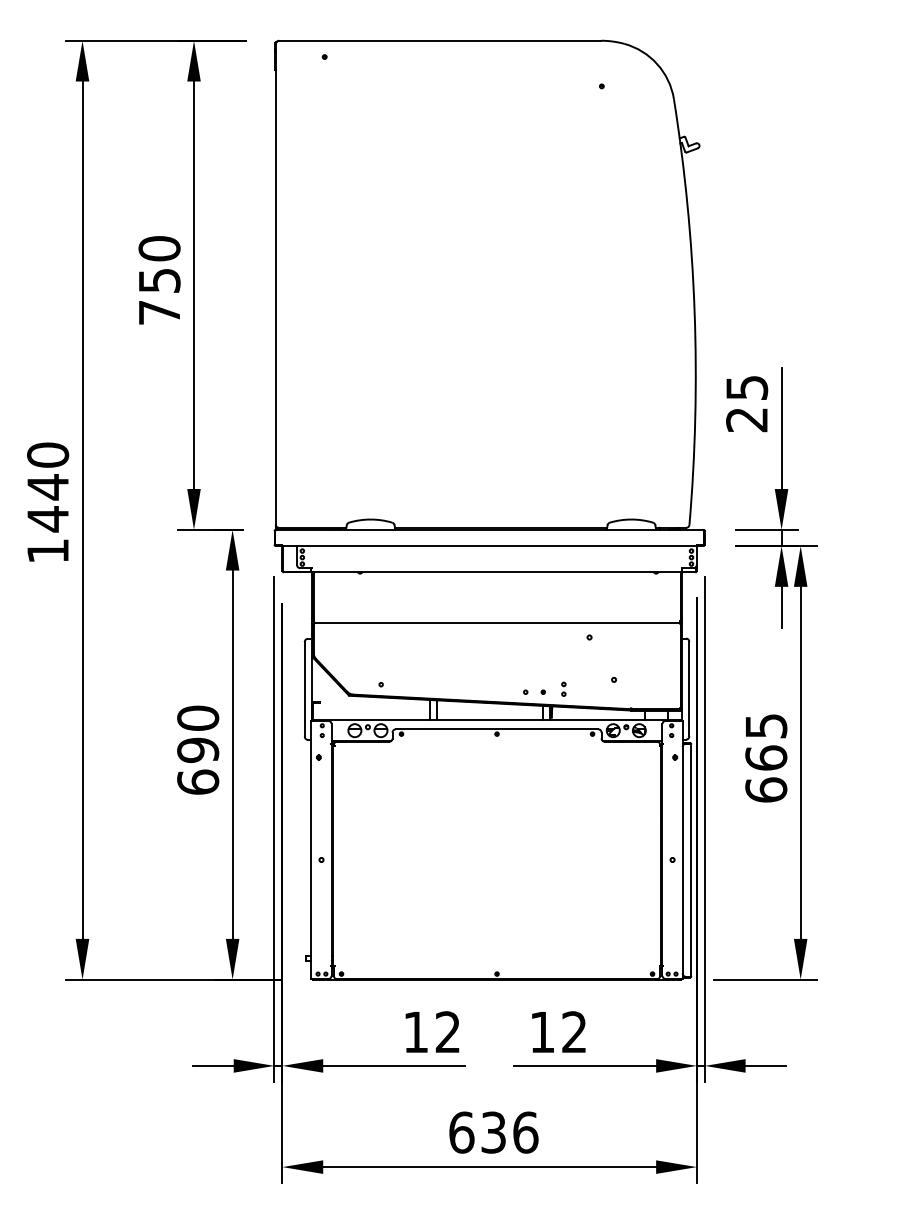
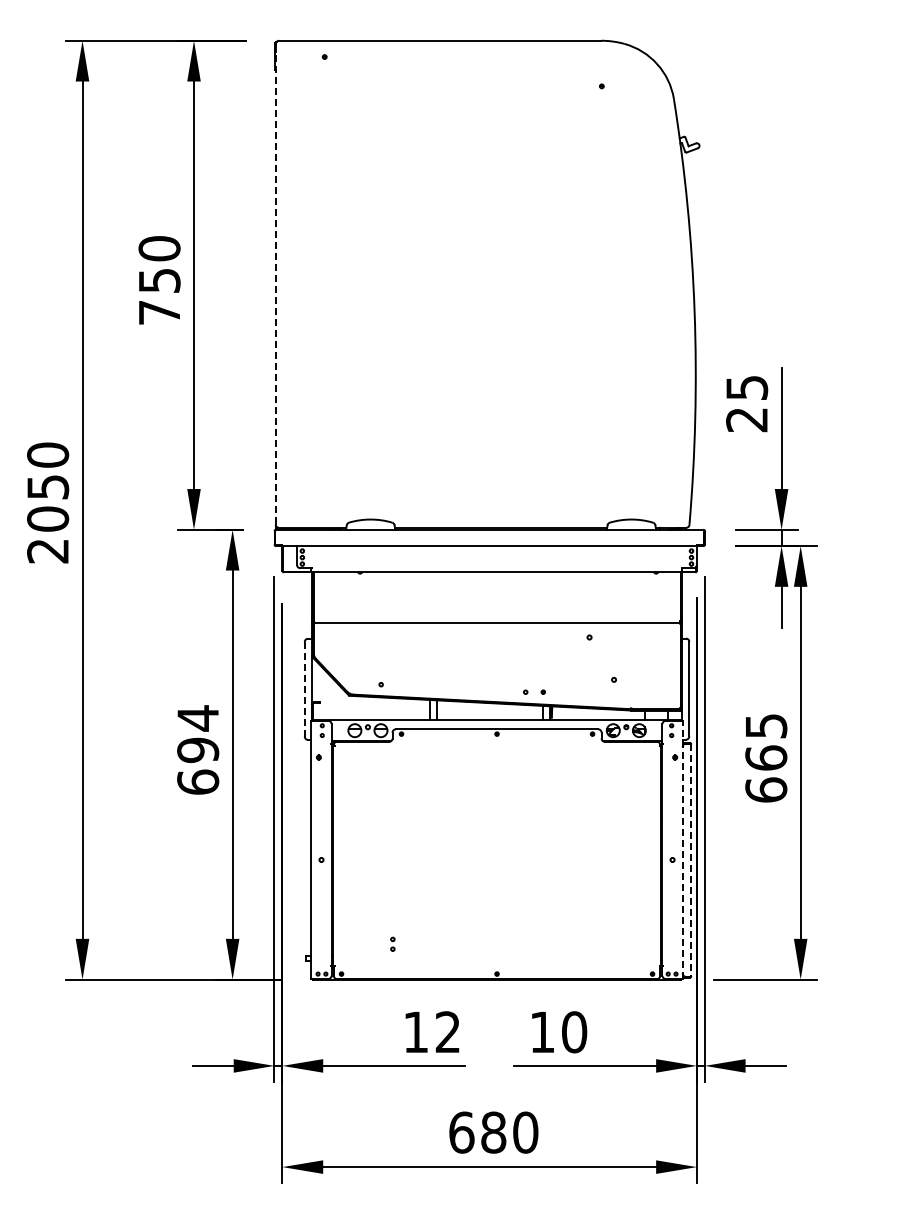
line: solid -> dashed (275, 284)
text: 1440 -> 2050 (48, 518)
line: solid -> dashed (304, 688)
part position: (563, 688) -> (392, 943) (392, 943)
text: 690 -> 694 (198, 718)
line: solid -> dashed (682, 849)
line: solid -> dashed (691, 860)
text: 12 -> 10 (574, 1032)
text: 636 -> 680 (509, 1132)
